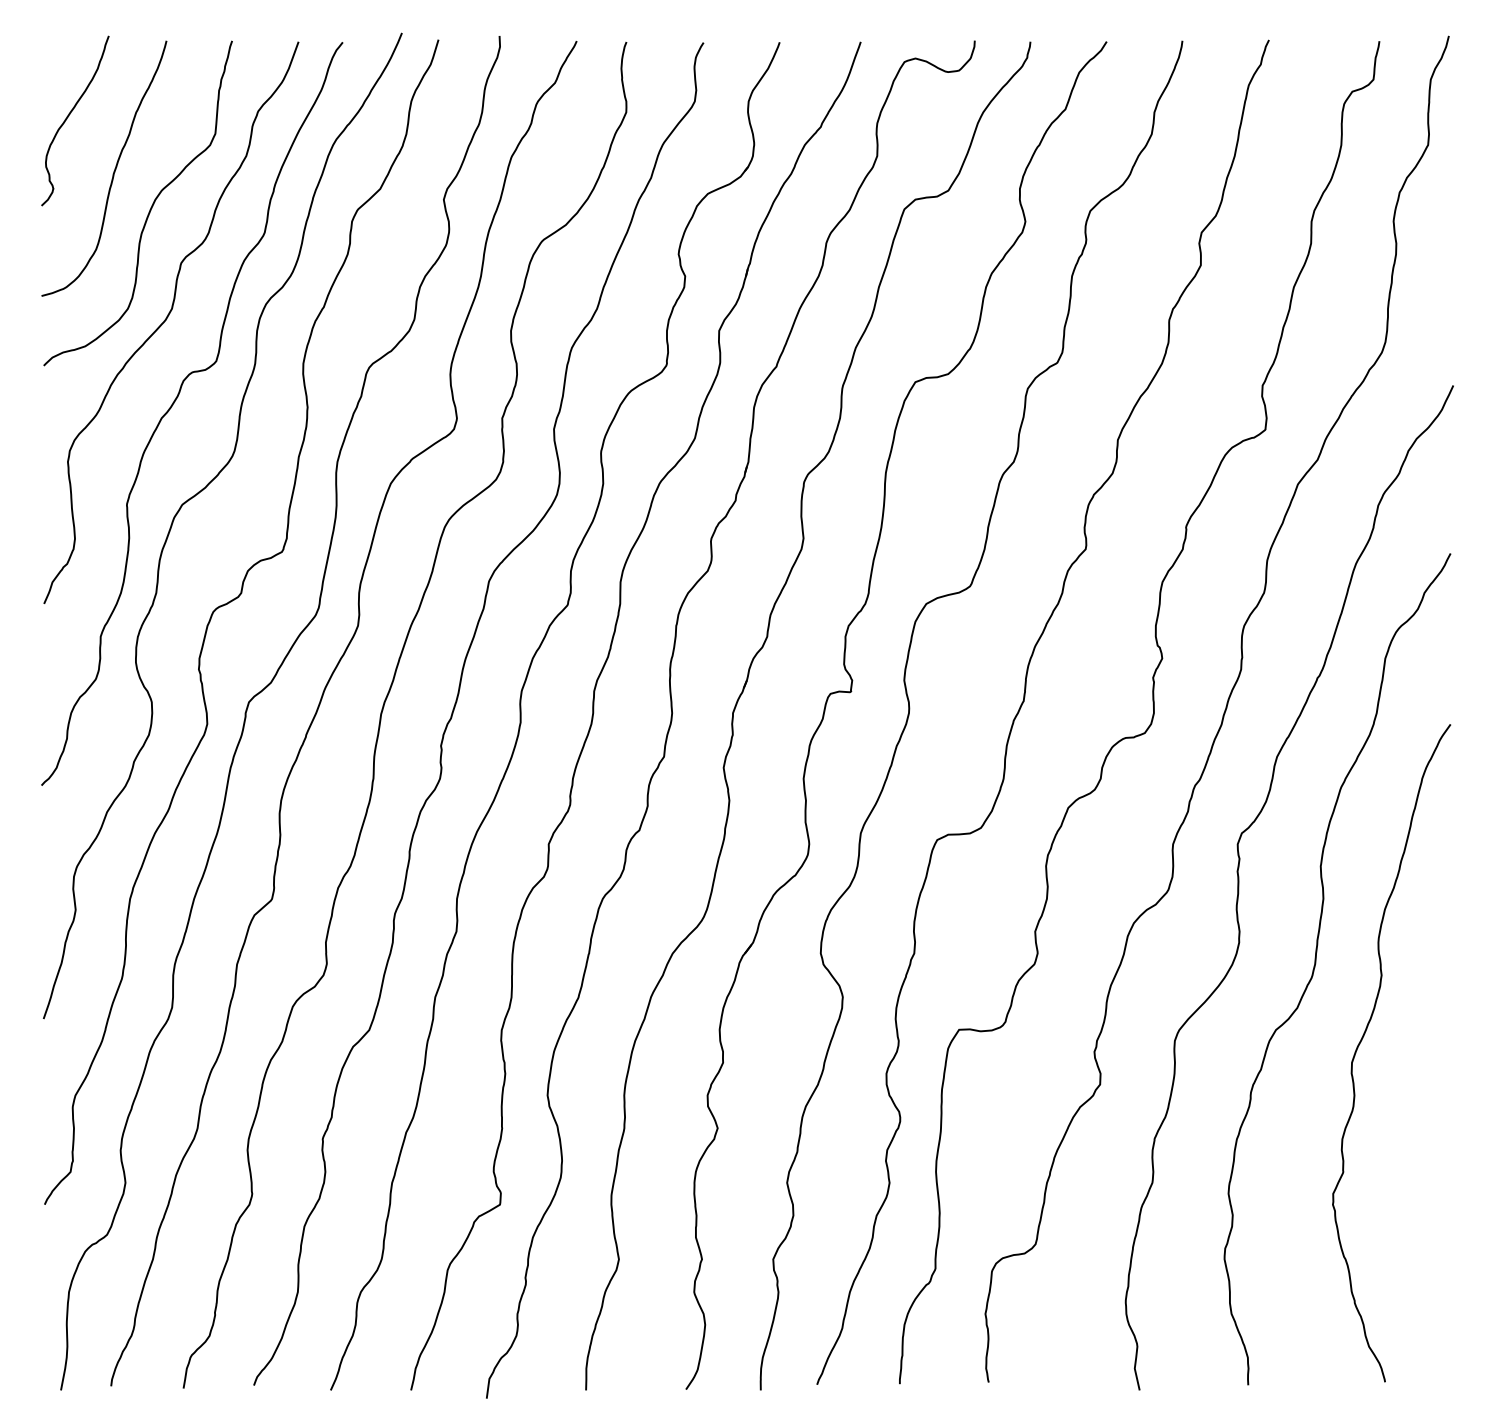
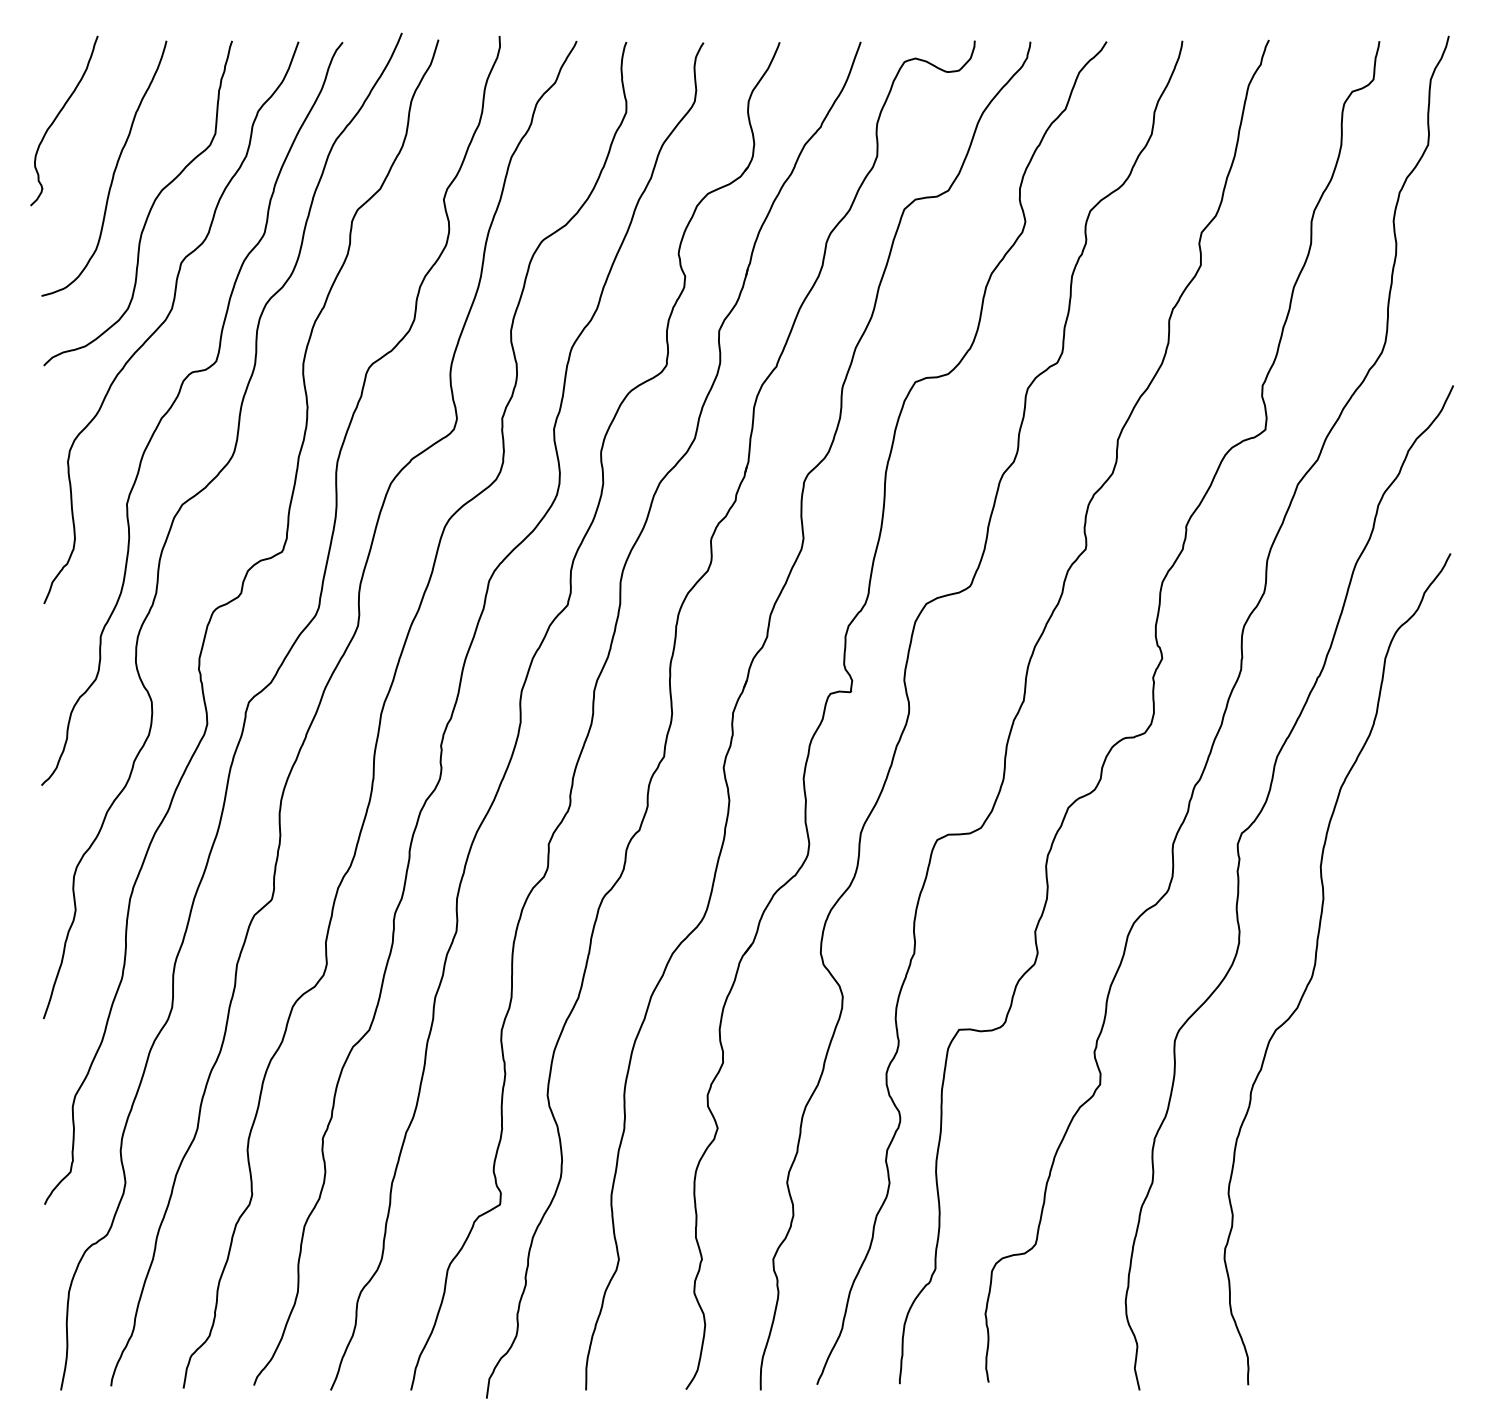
curve position: (69, 116) -> (58, 116) (58, 116)
curve: present -> none (1363, 1038)
